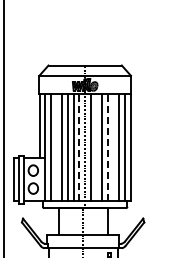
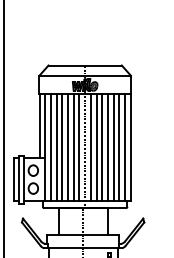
line: none -> present (56, 147)
line: dashed -> solid (79, 147)
line: none -> present (96, 147)
line: dashed -> solid (107, 147)
line: none -> present (113, 147)
